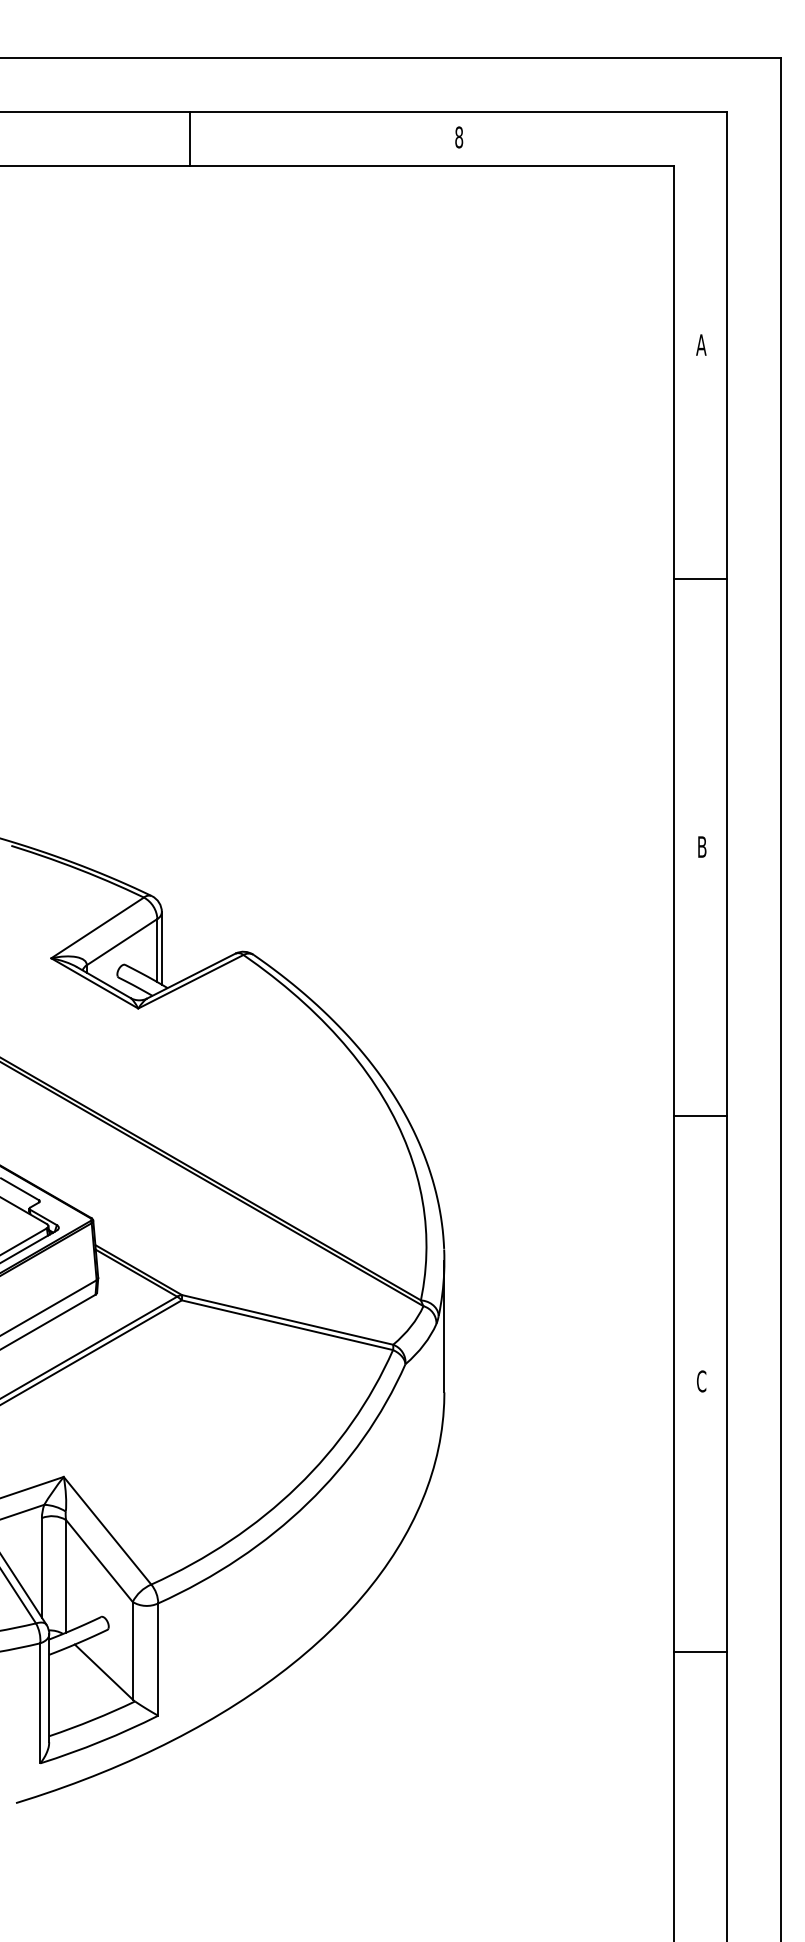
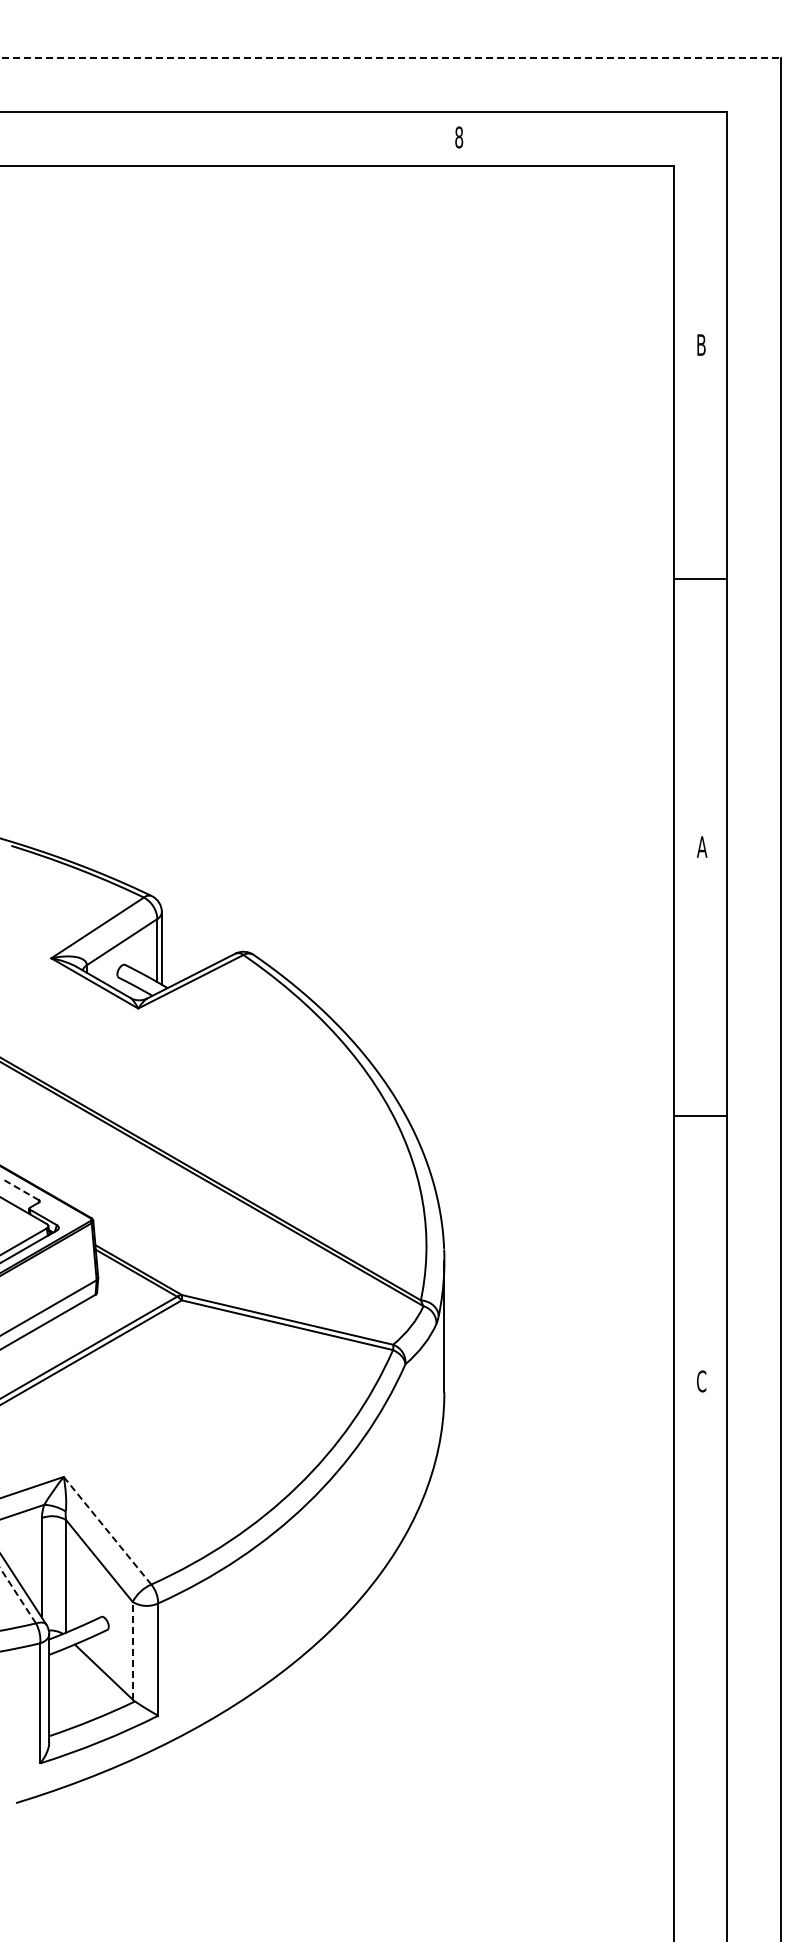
line: solid -> dashed (390, 58)
line: present -> none (190, 138)
text: A -> B (701, 344)
text: B -> A (702, 846)
line: solid -> dashed (20, 1189)
line: solid -> dashed (107, 1531)
line: solid -> dashed (18, 1595)
line: solid -> dashed (132, 1650)
line: present -> none (700, 1652)
